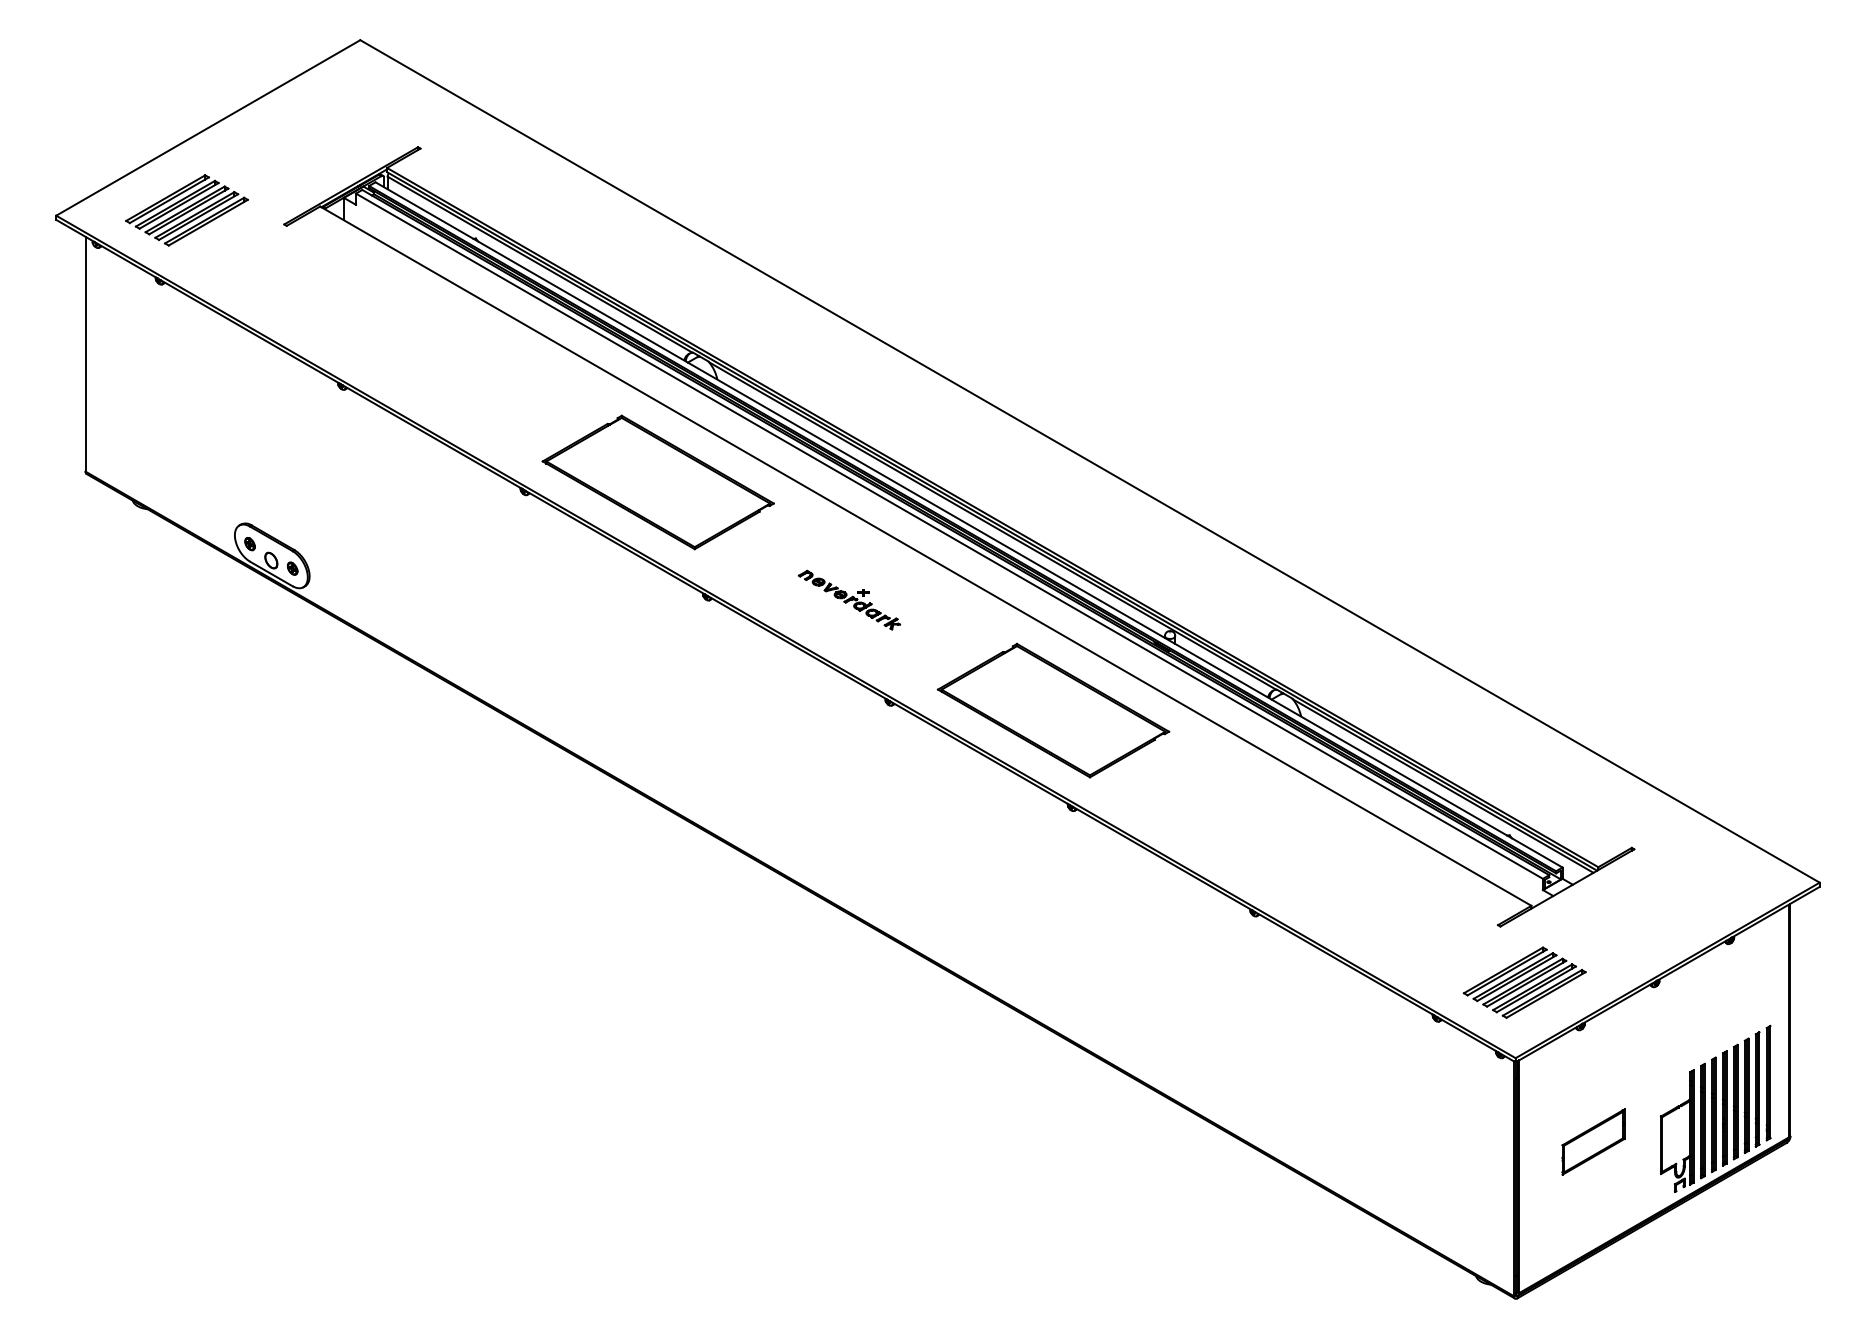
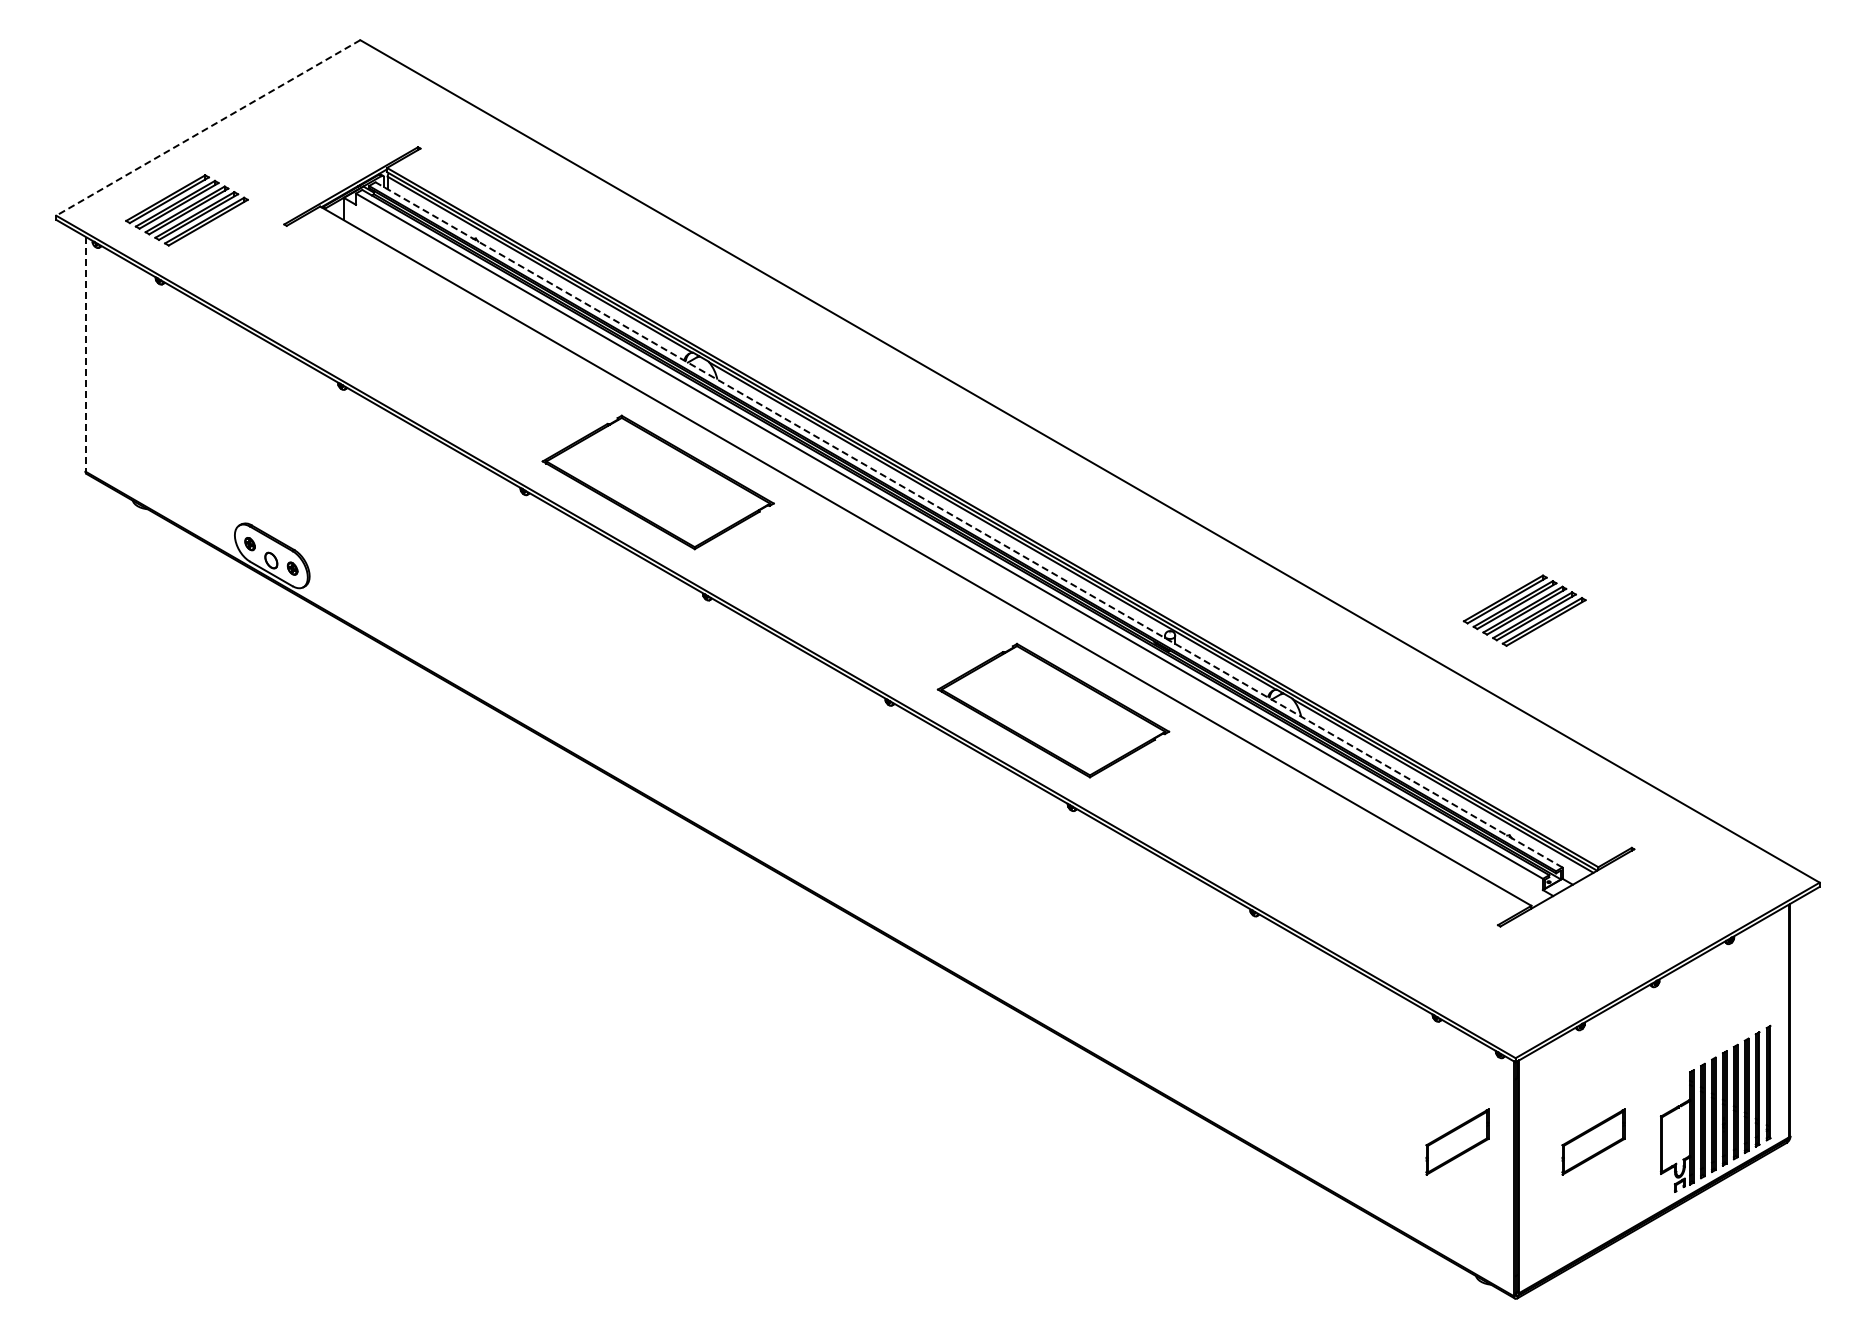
line: solid -> dashed (208, 127)
line: solid -> dashed (85, 354)
line: solid -> dashed (968, 524)
part: present -> none (849, 599)
part position: (1524, 982) -> (1524, 610) (1524, 610)
part: none -> present (1457, 1141)
